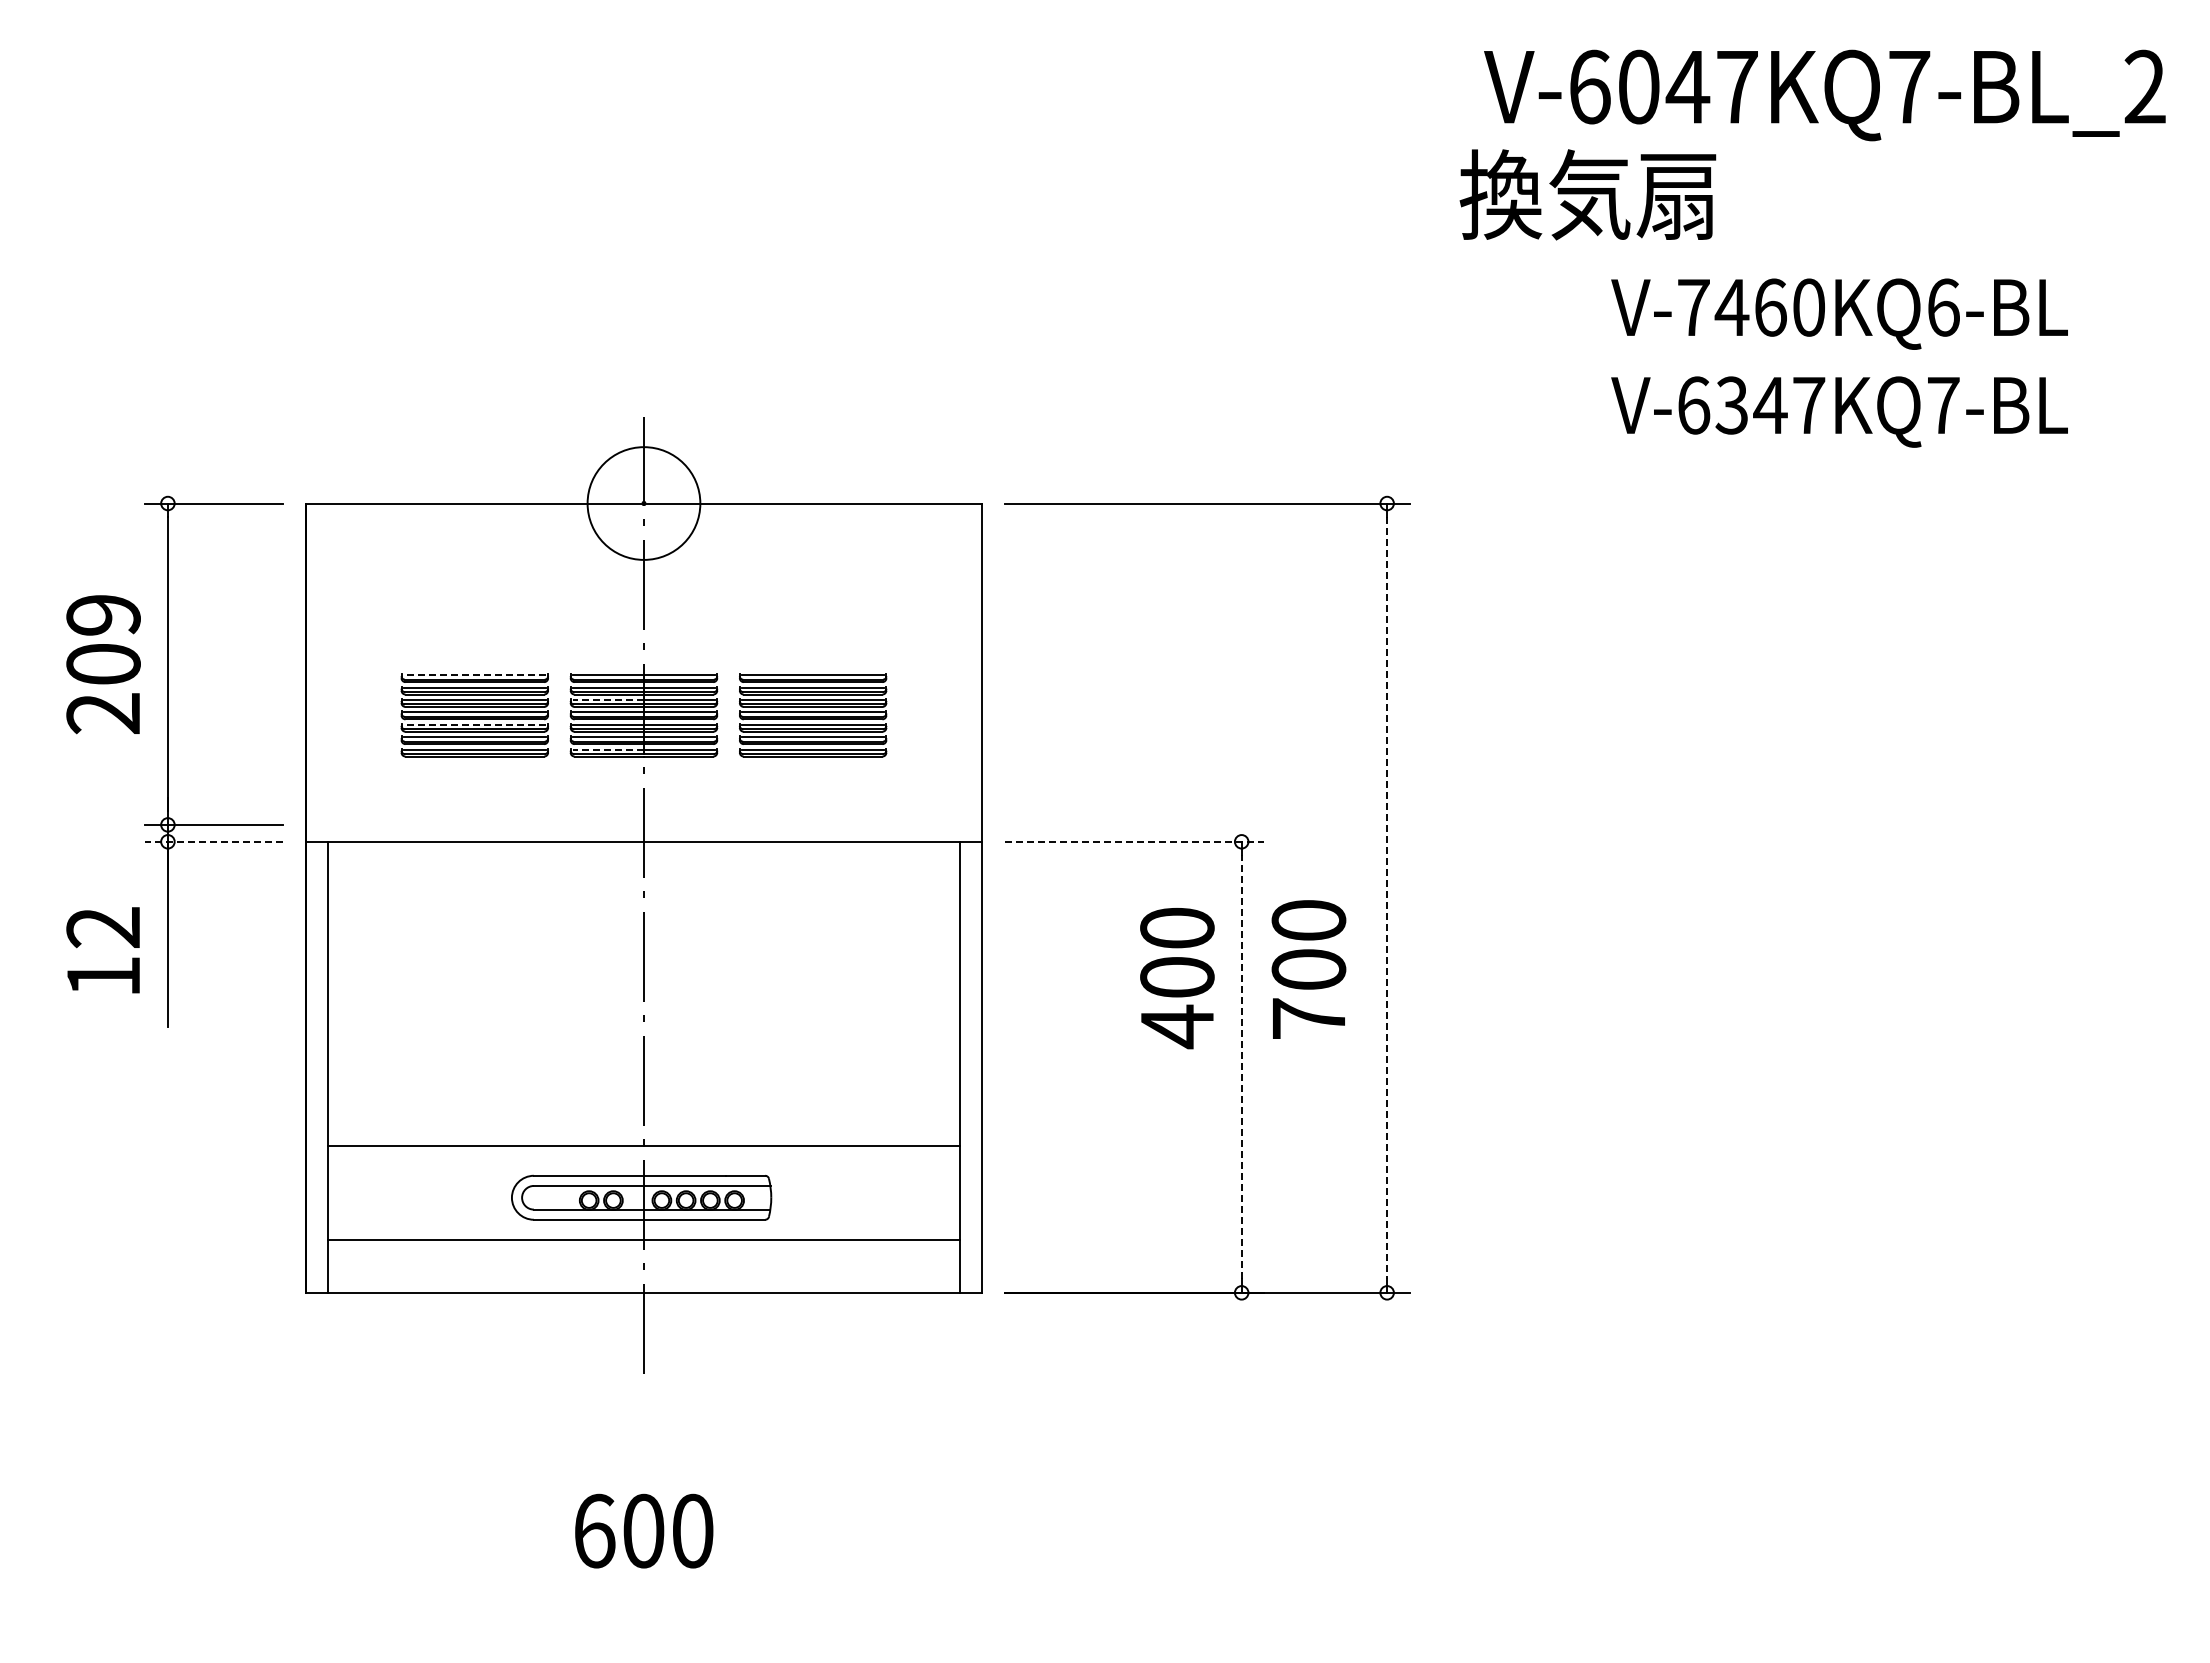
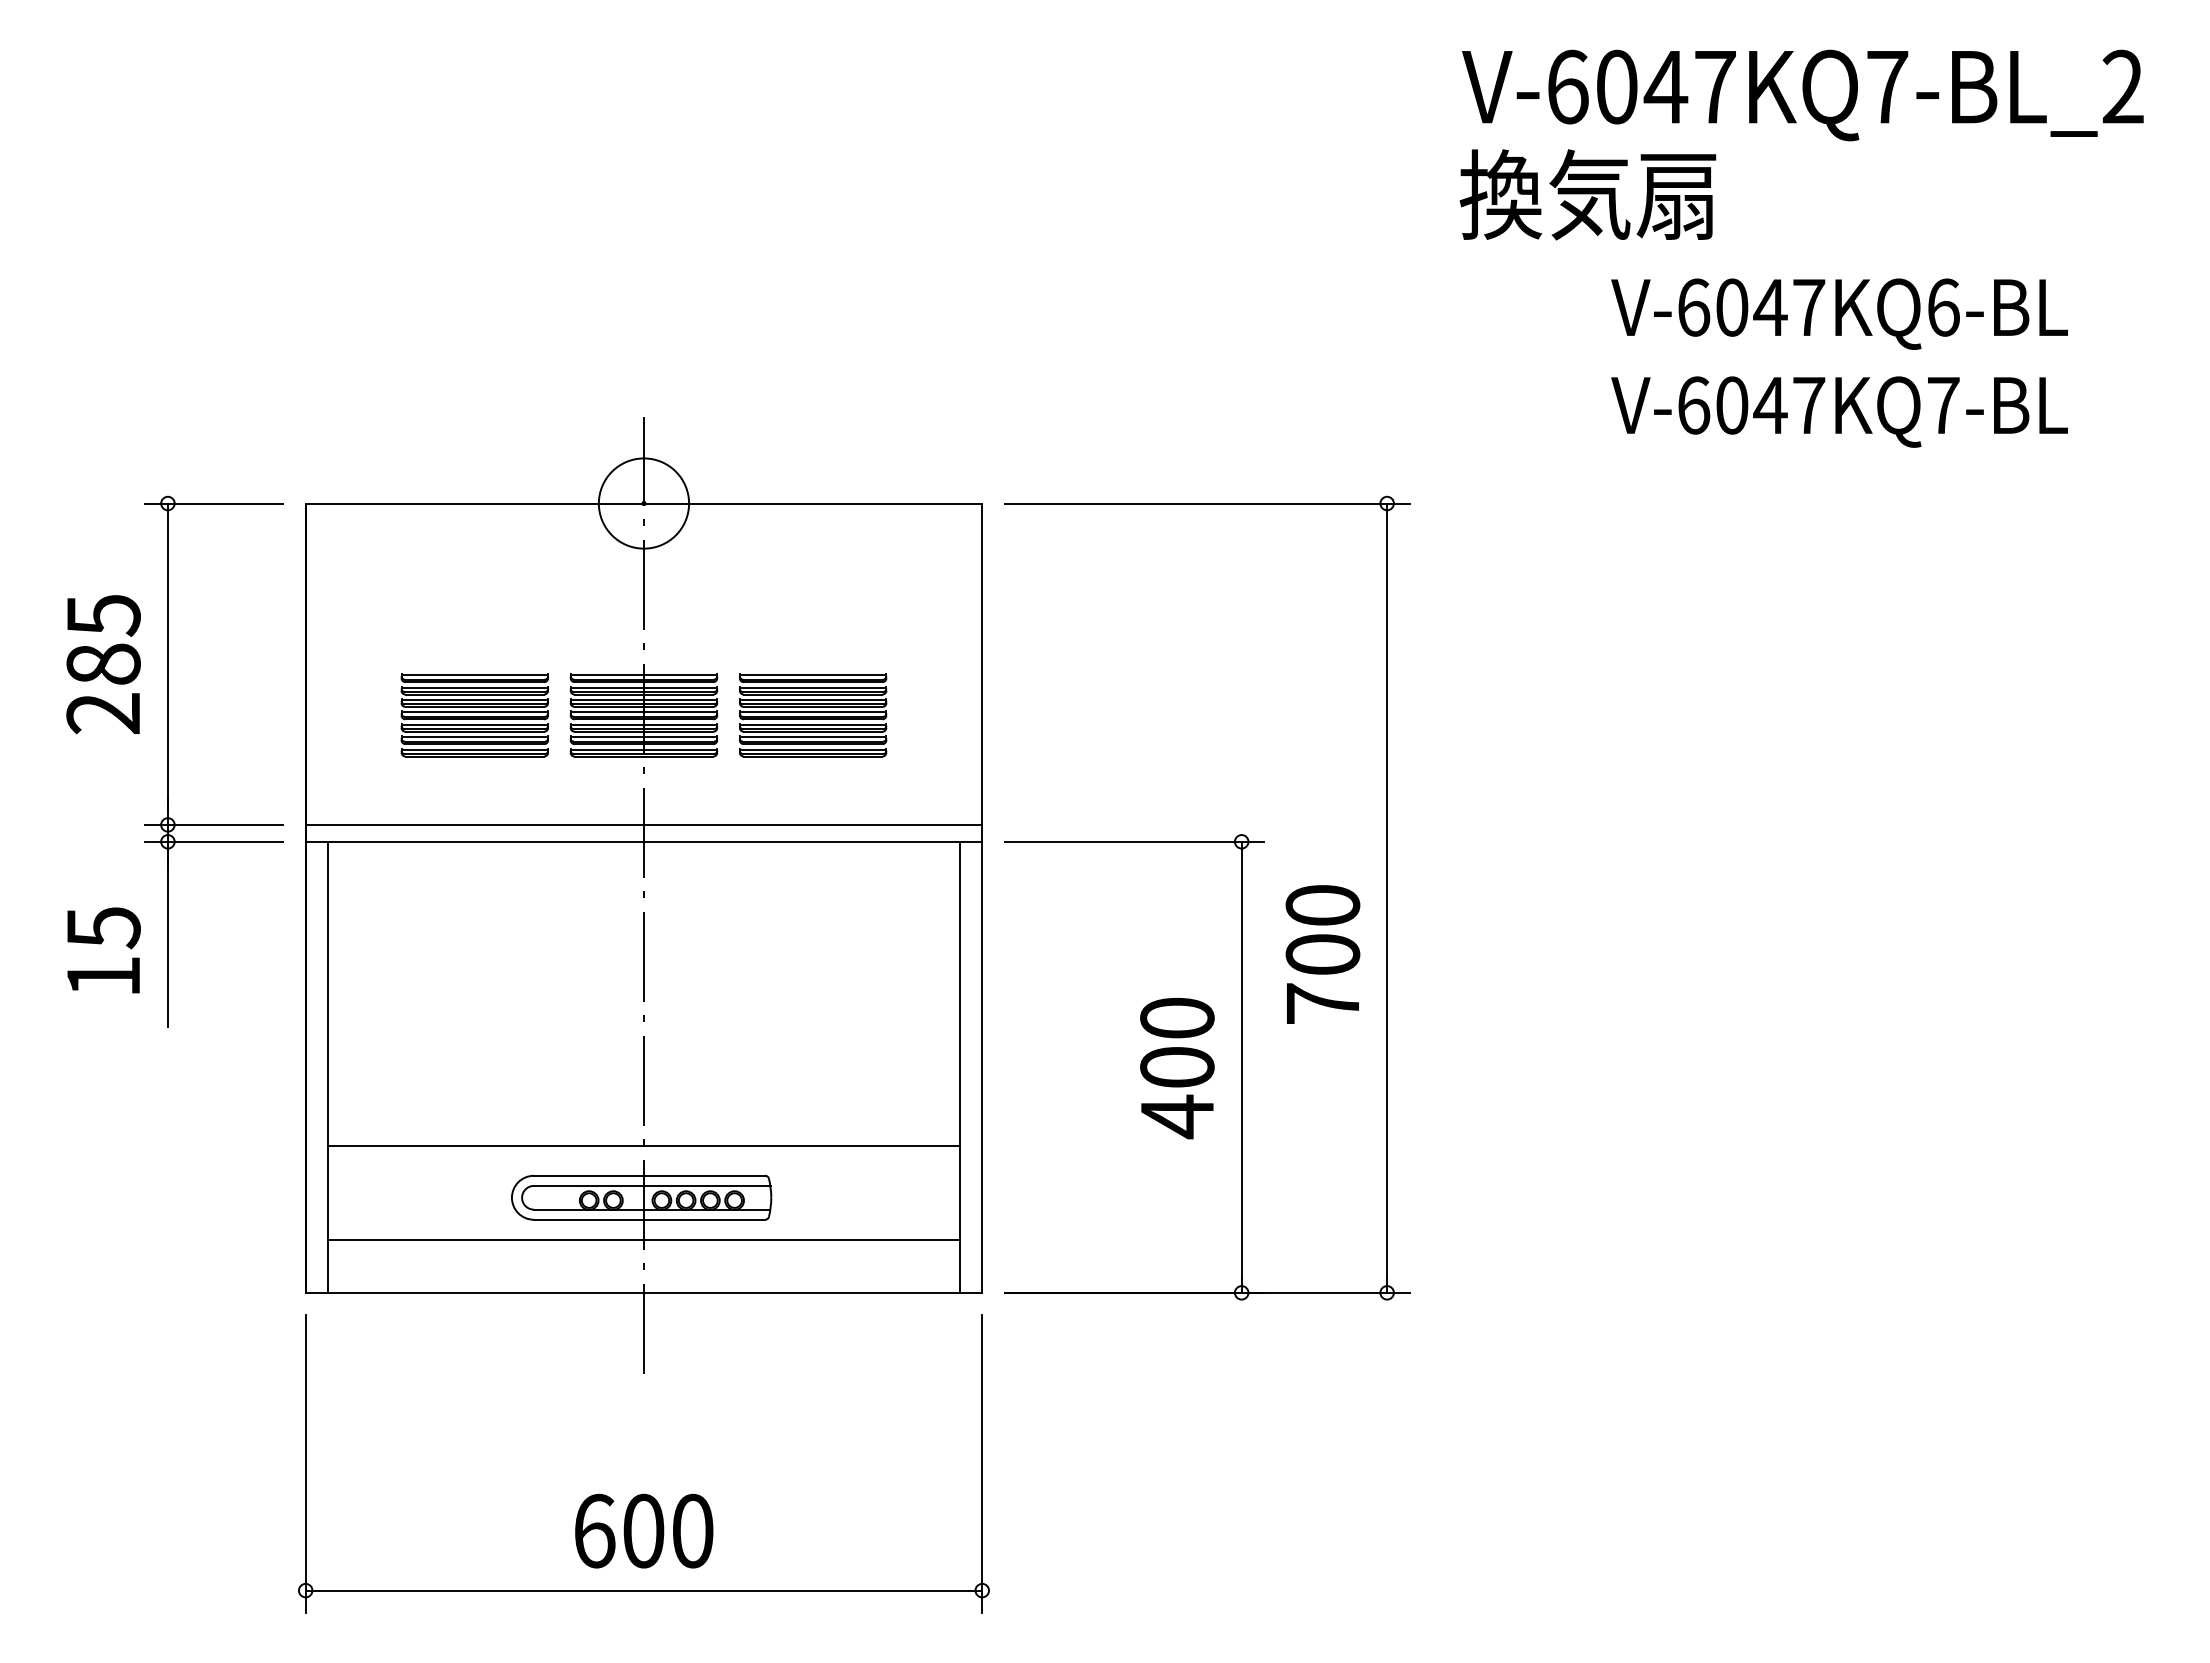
text position: (1824, 95) -> (1802, 95) (1802, 95)
text: V-7460KQ6-BL -> V-6047KQ6-BL (1751, 307)
text: V-6347KQ7-BL -> V-6047KQ7-BL (1731, 405)
circle diameter: 113 px -> 90 px (643, 503)
text: 209 -> 285 (103, 639)
line: dashed -> solid (474, 675)
line: dashed -> solid (608, 699)
line: dashed -> solid (474, 724)
line: dashed -> solid (608, 749)
line: none -> present (643, 824)
line: dashed -> solid (214, 841)
line: dashed -> solid (1134, 841)
line: dashed -> solid (1387, 898)
text: 12 -> 15 (103, 928)
text position: (1308, 969) -> (1322, 954) (1322, 954)
text position: (1177, 978) -> (1177, 1068) (1177, 1068)
line: dashed -> solid (1241, 1067)
part: none -> present (643, 1590)
